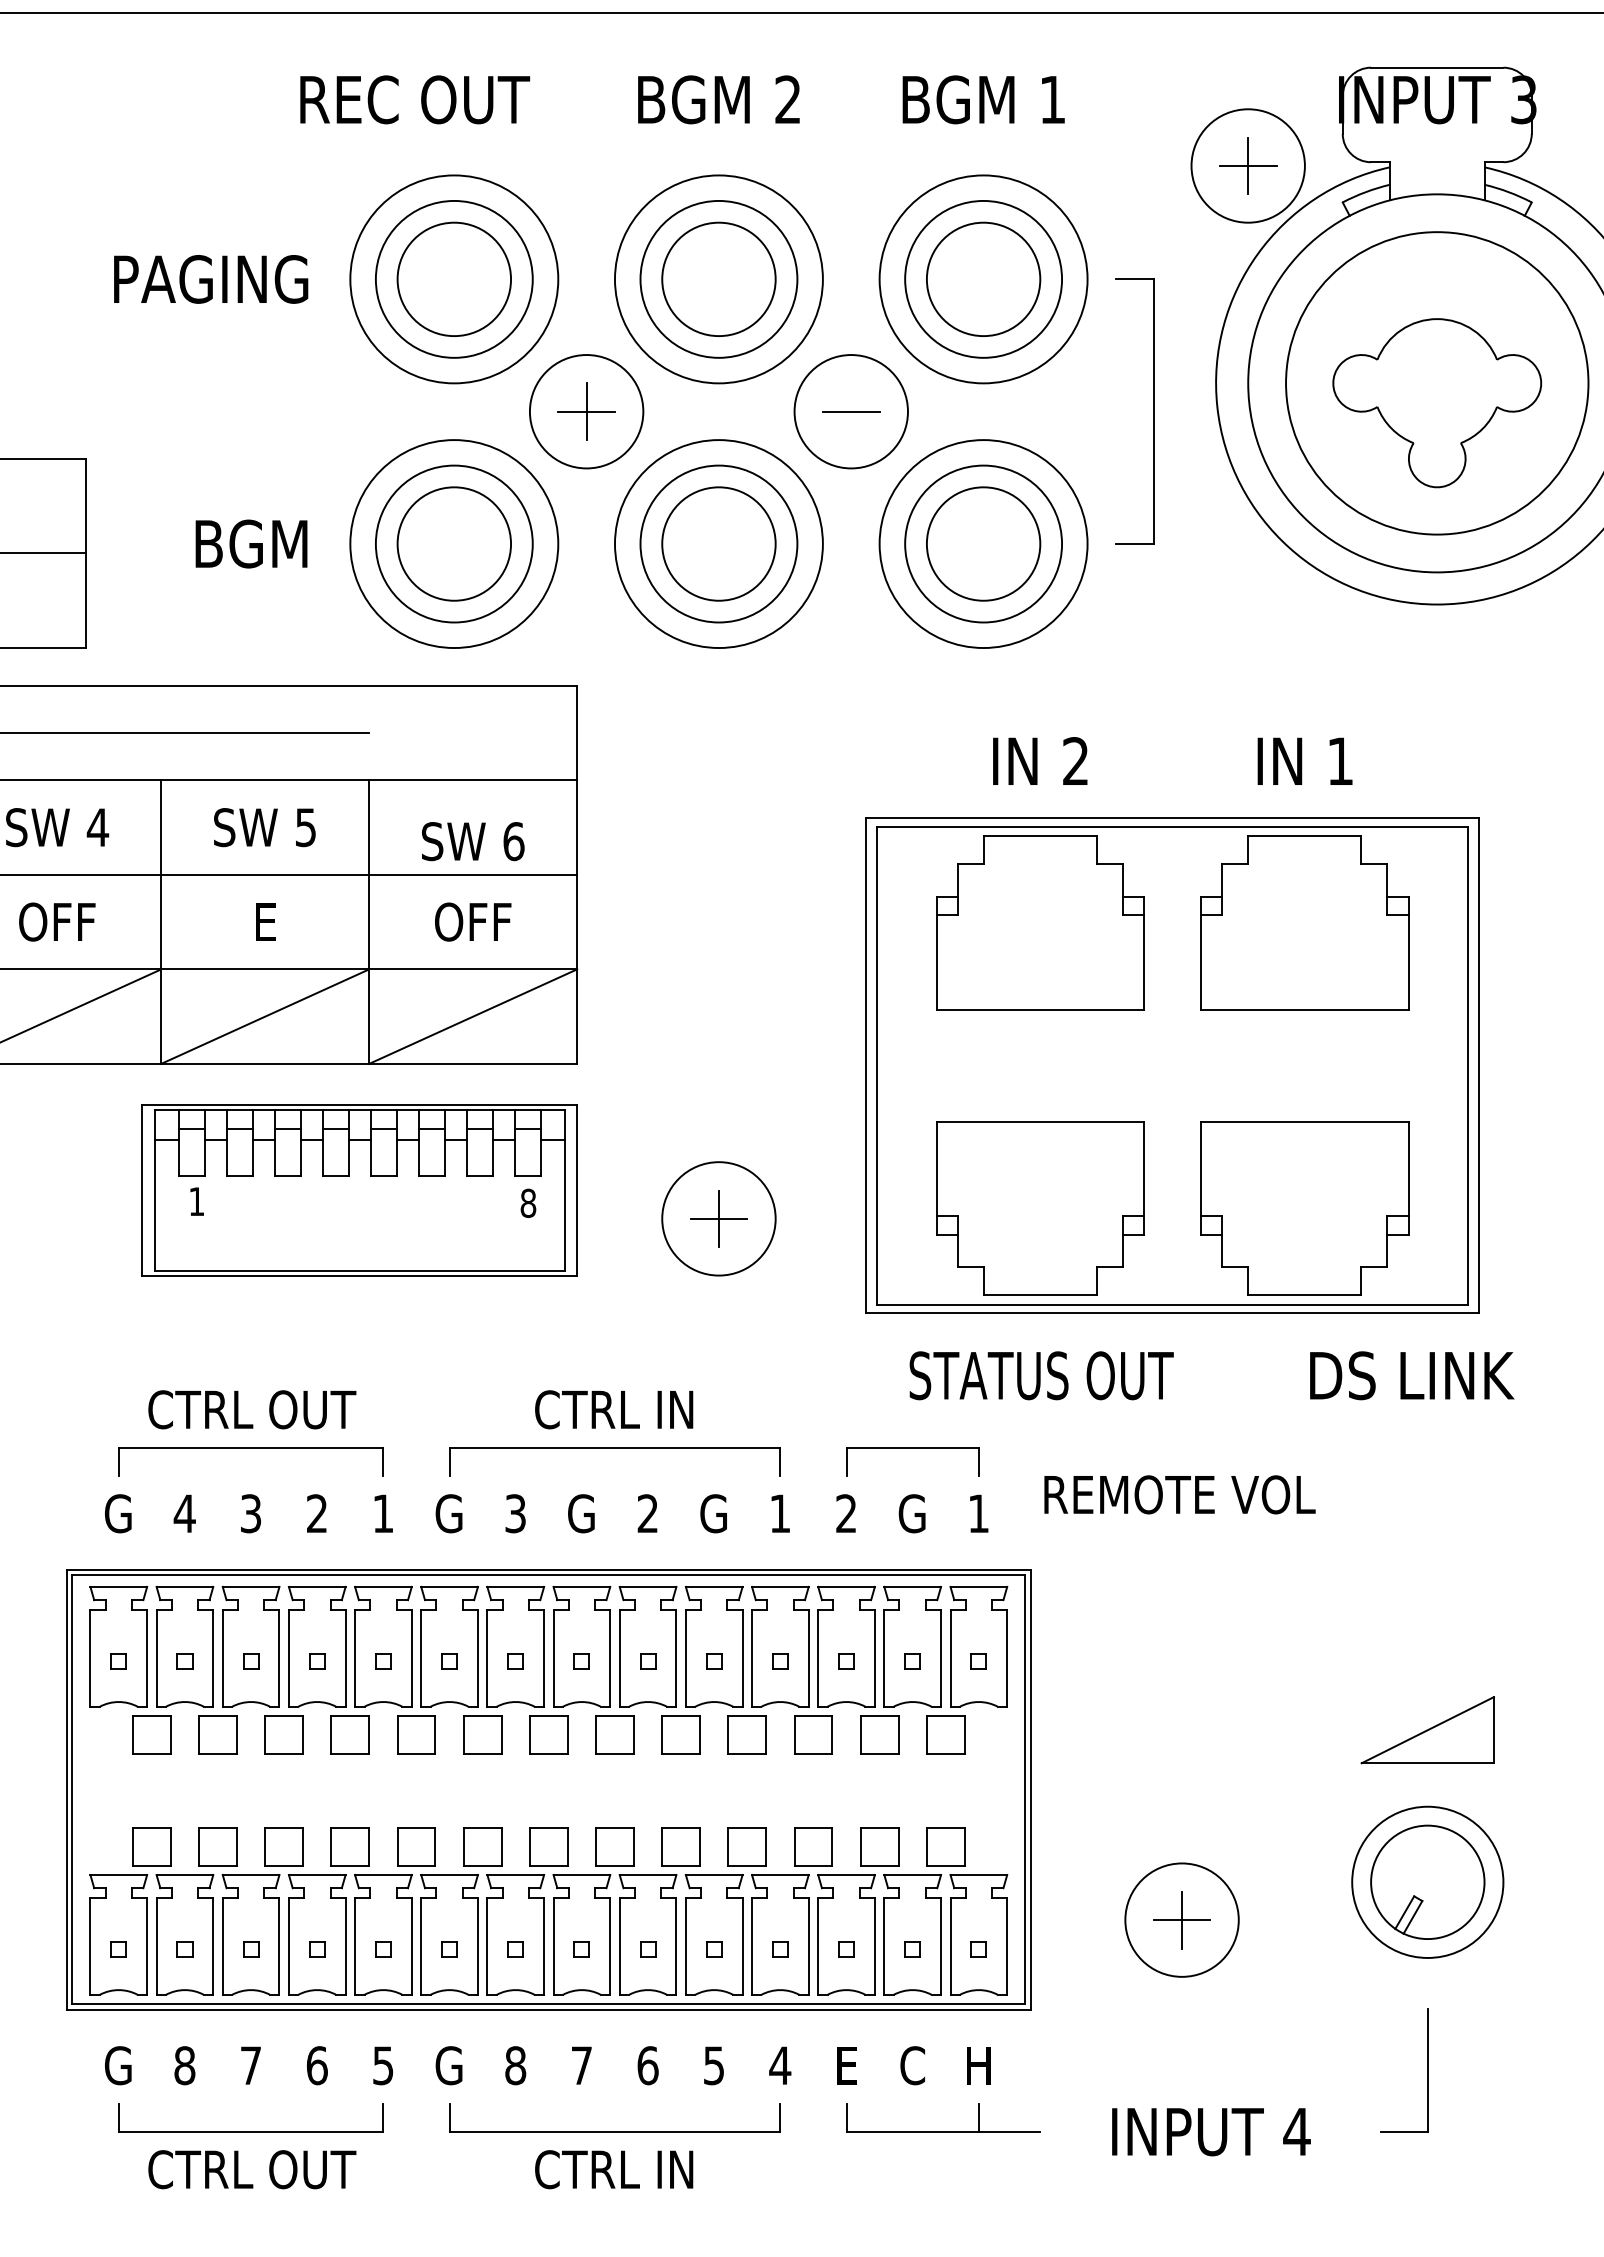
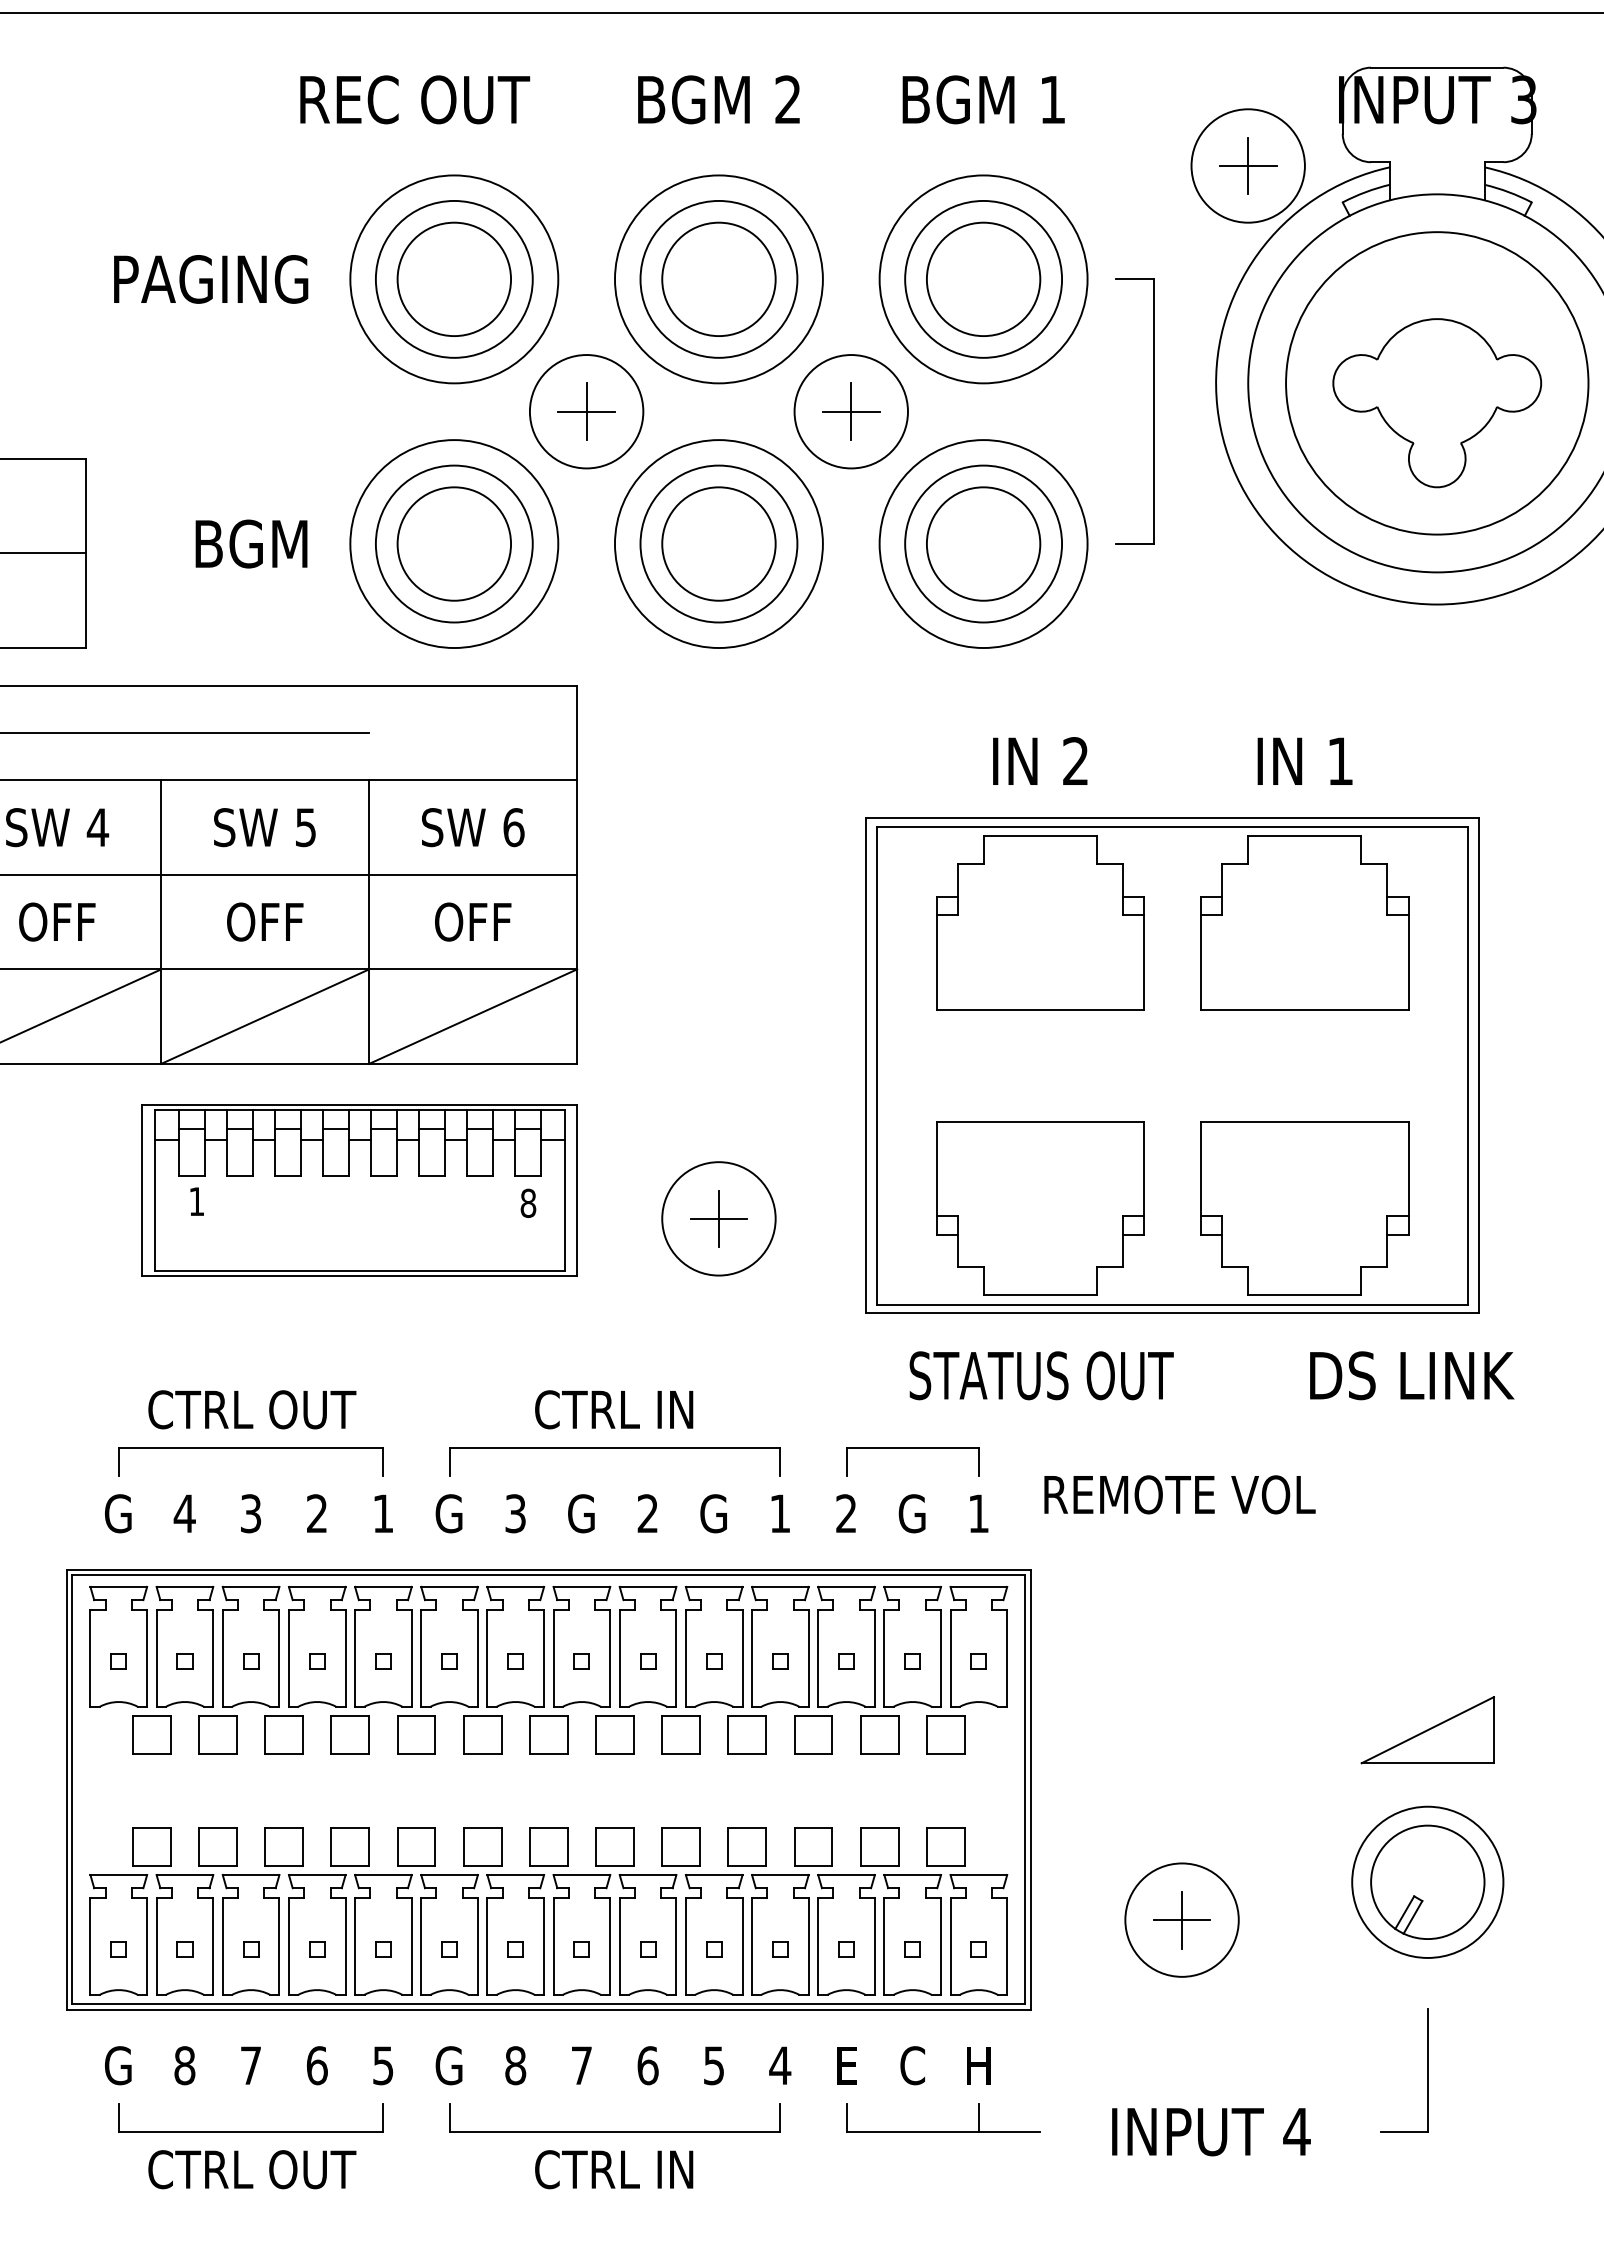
line: none -> present (851, 411)
text position: (473, 841) -> (473, 827) (473, 827)
text: E -> OFF (265, 921)
